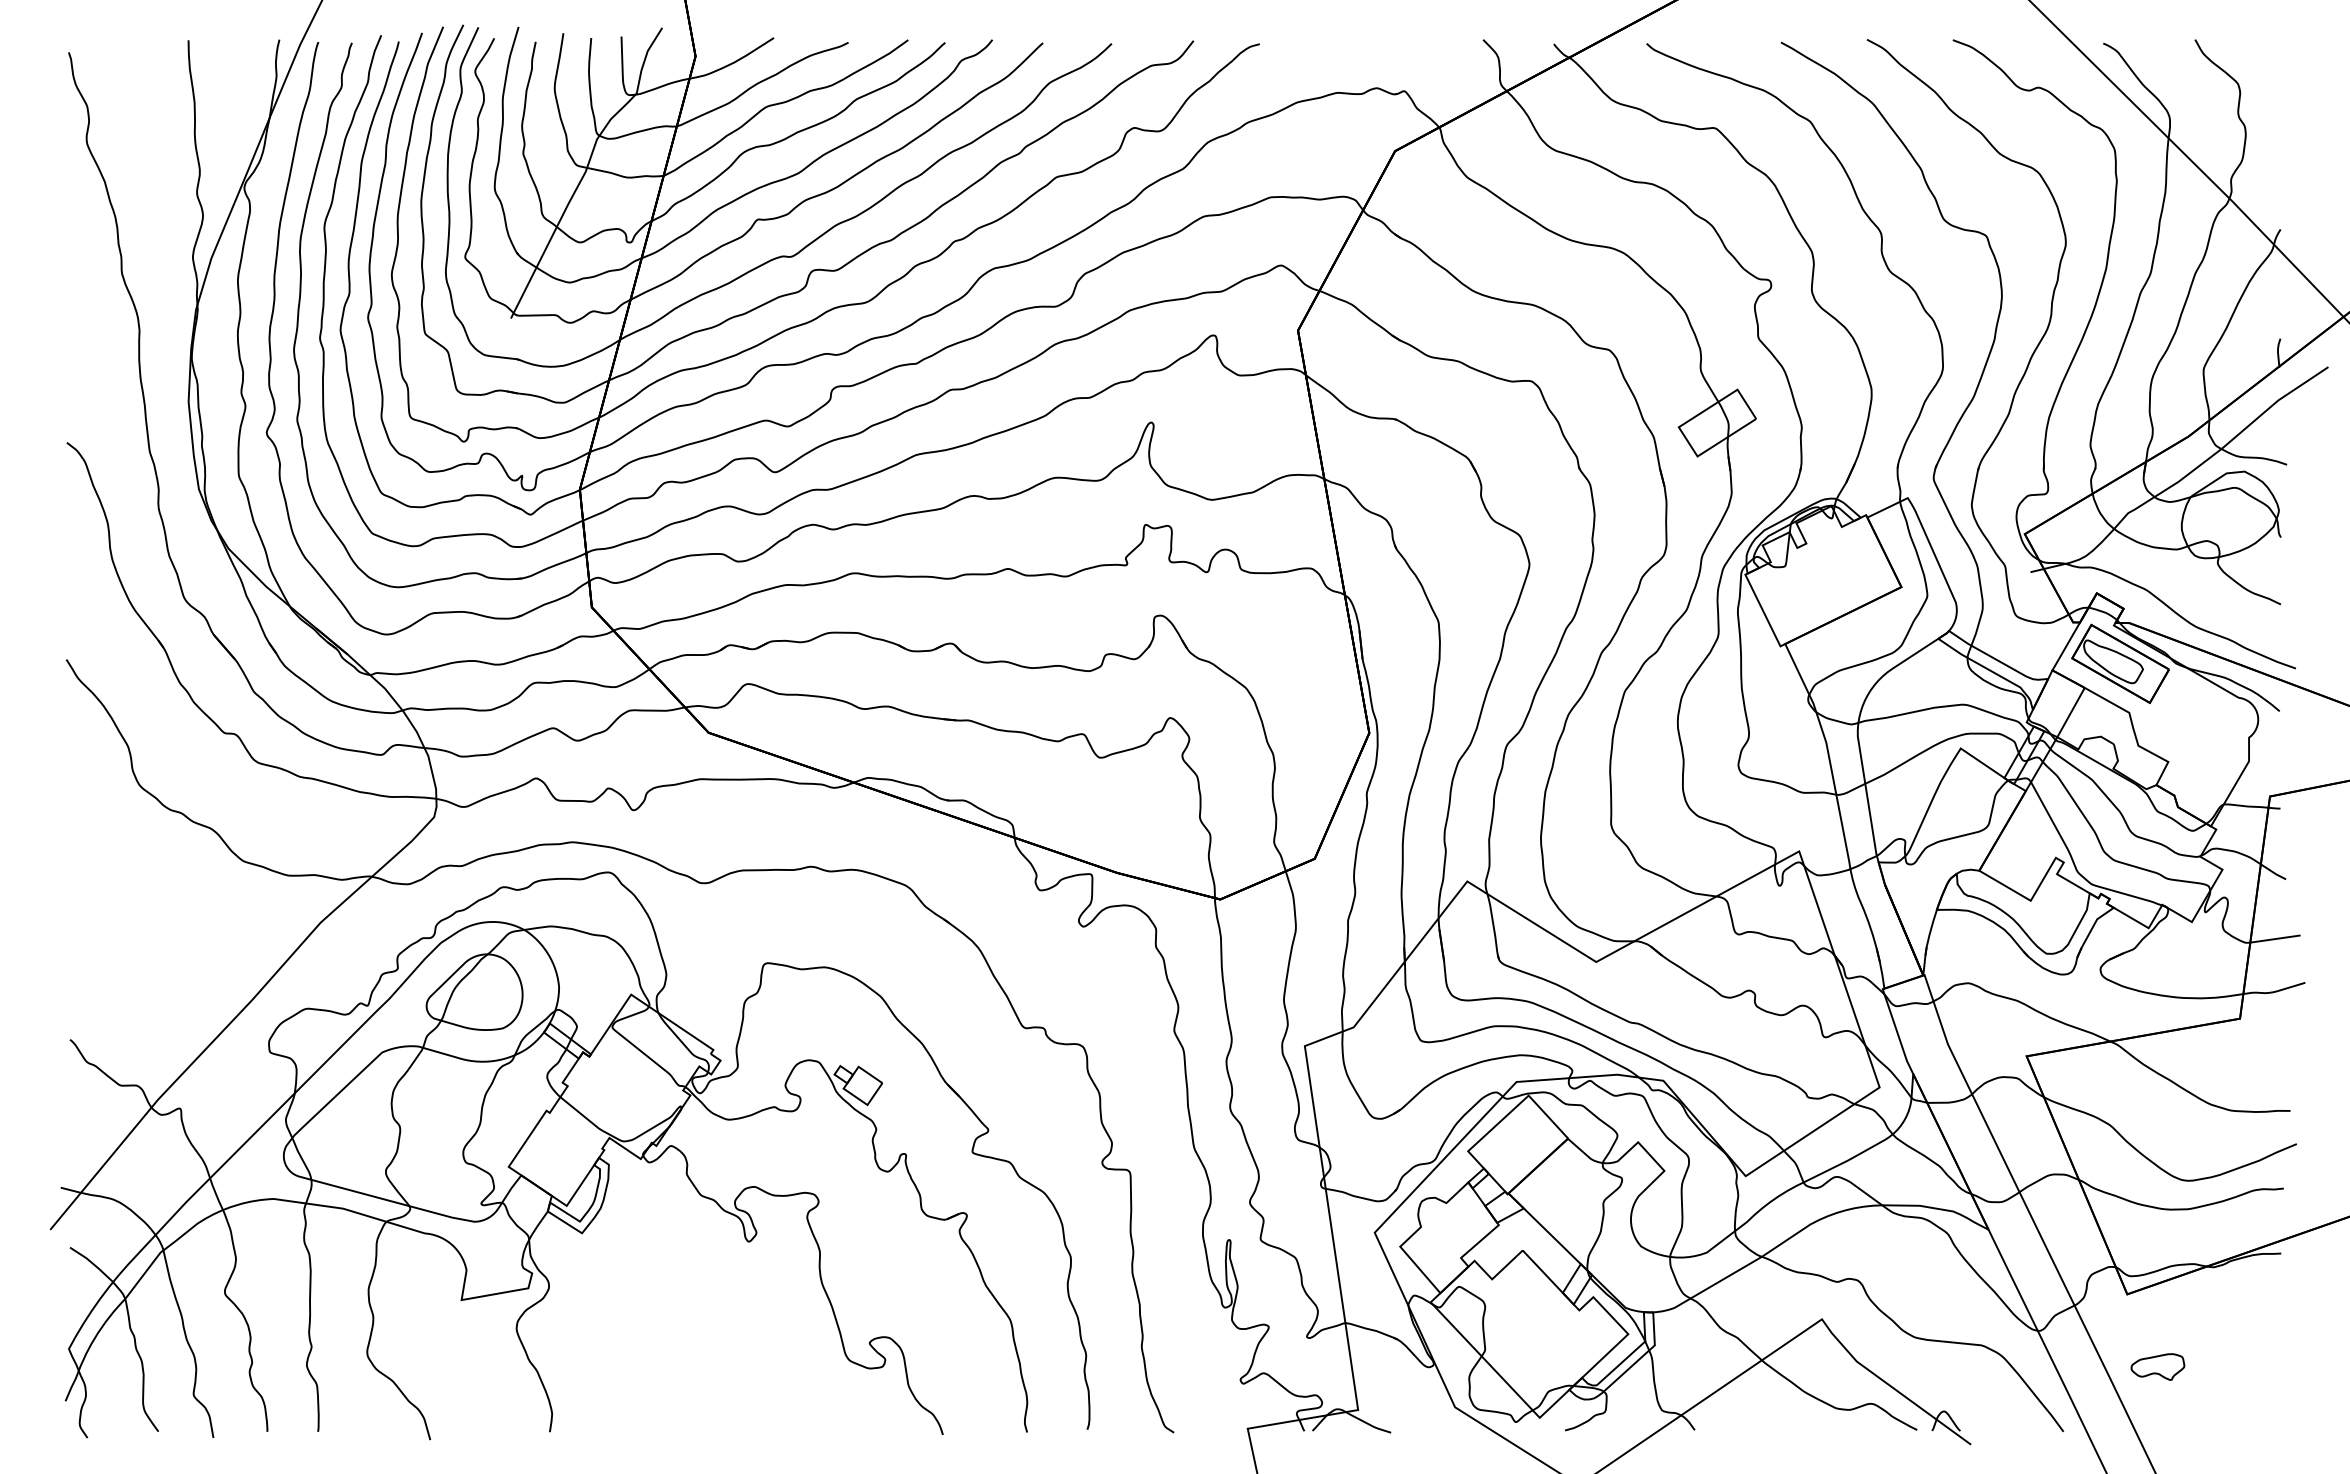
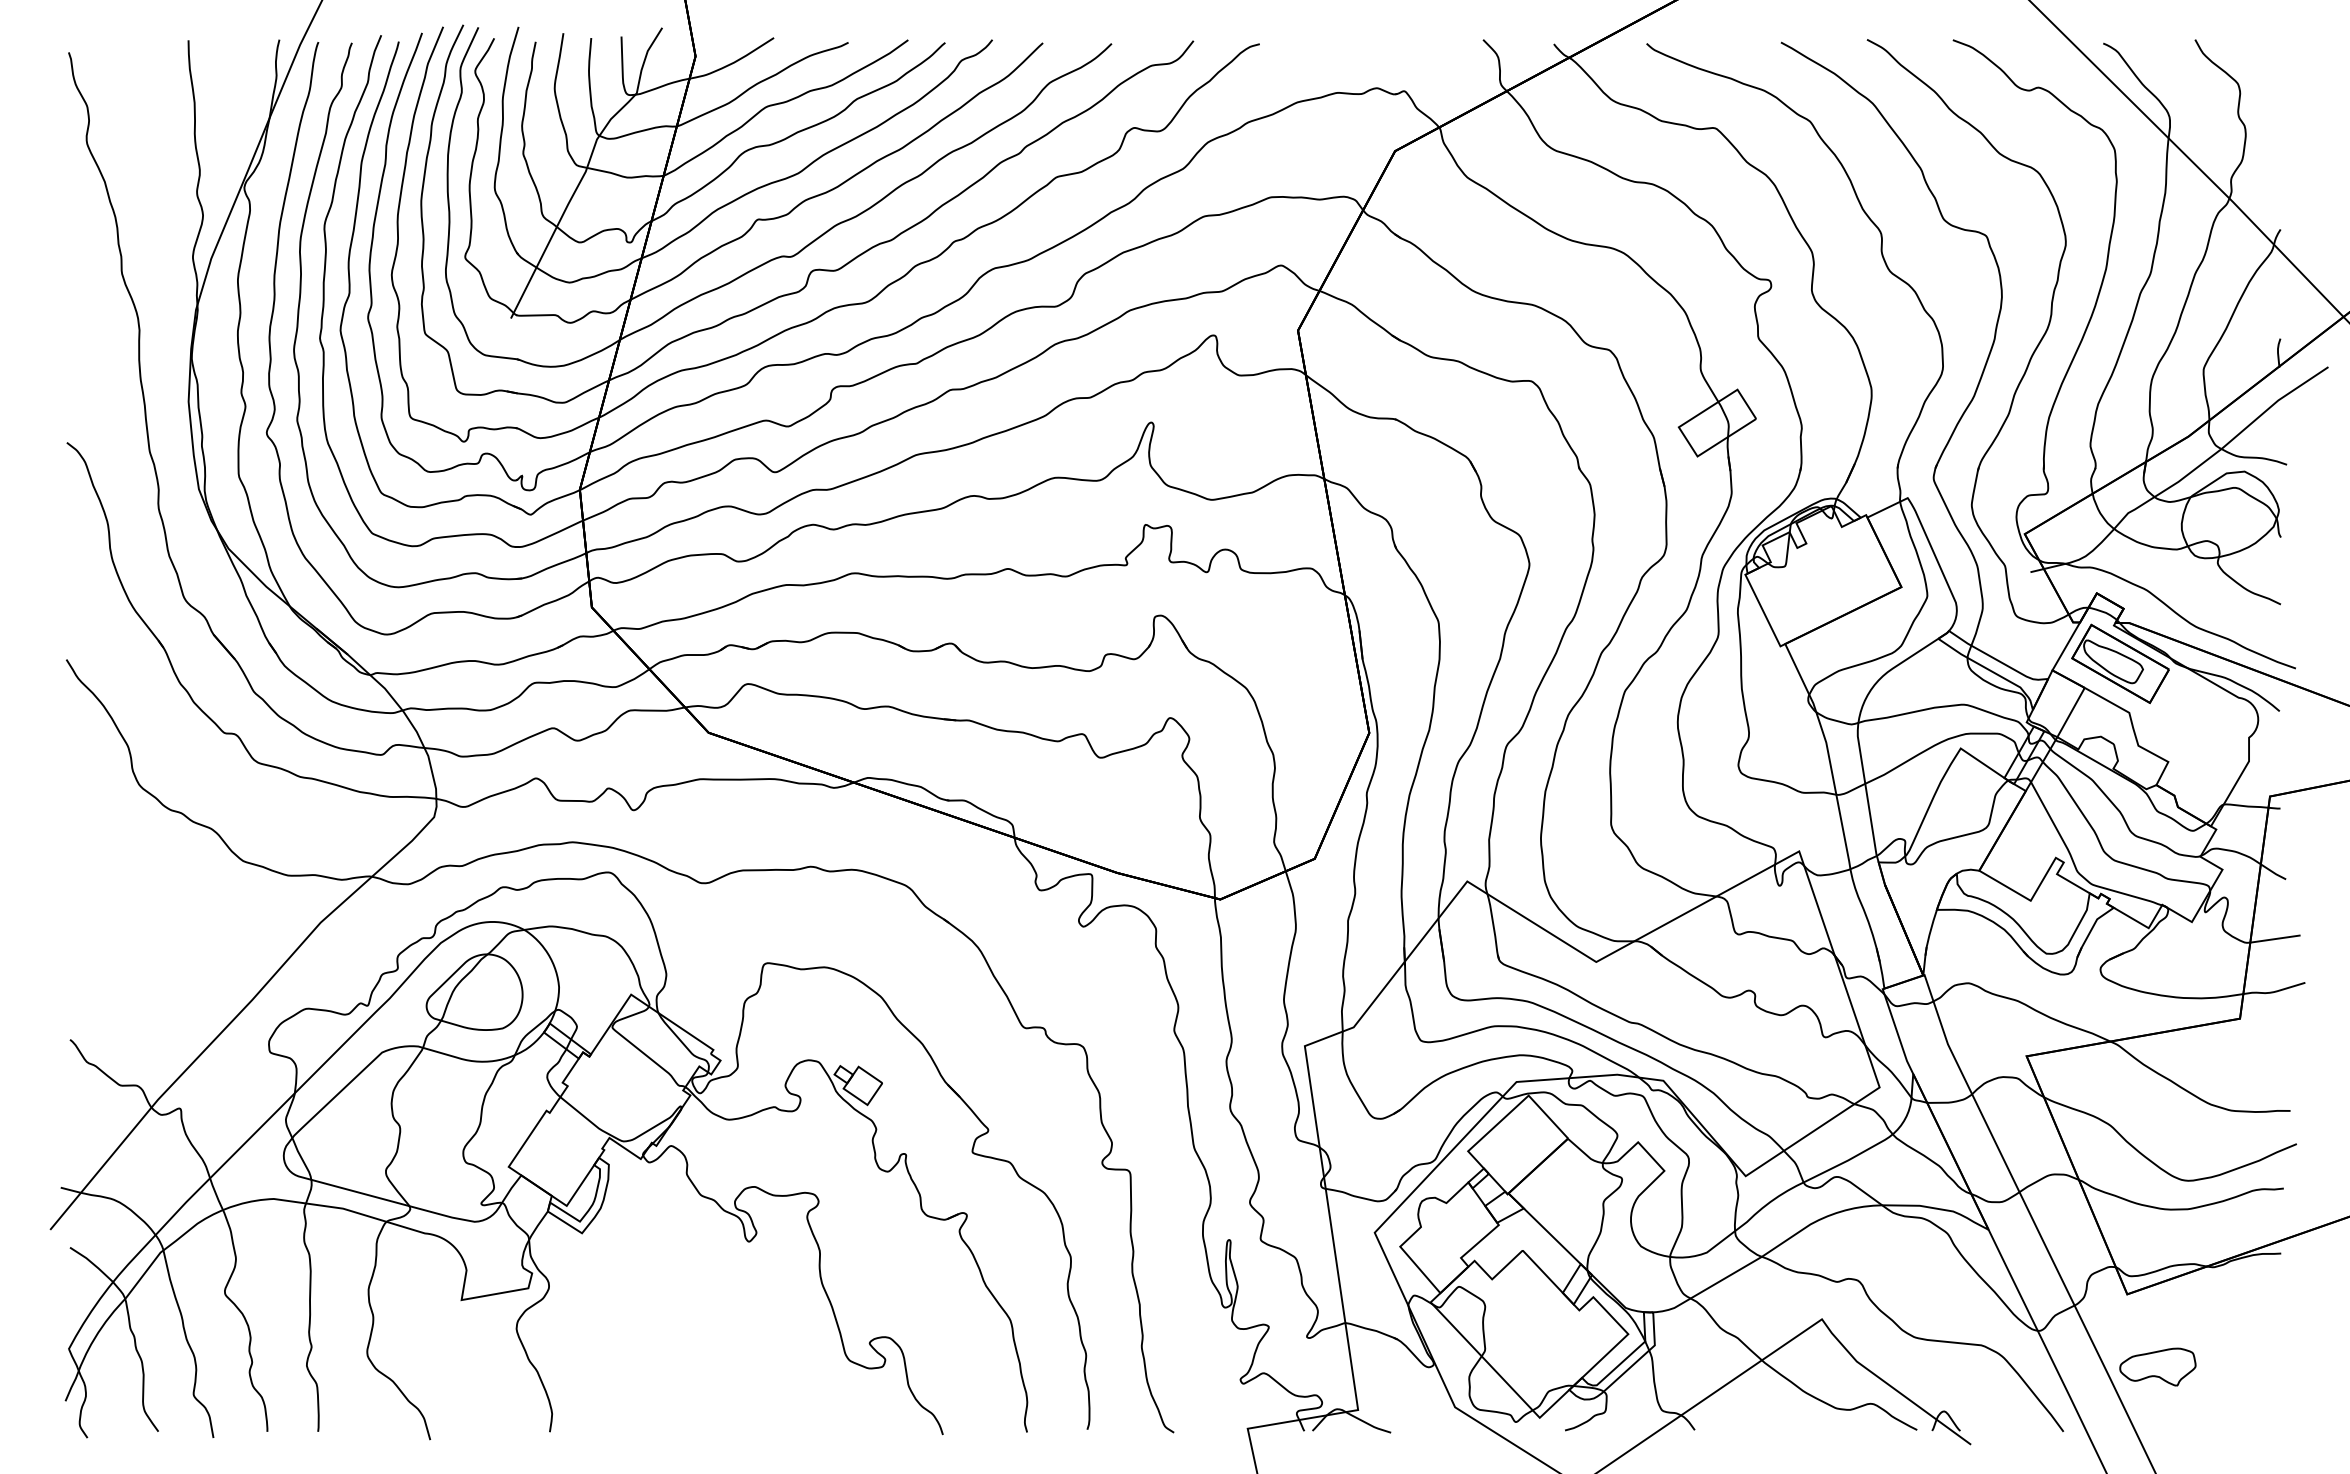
part size: 56x28 px -> 78x40 px (2157, 1366)
